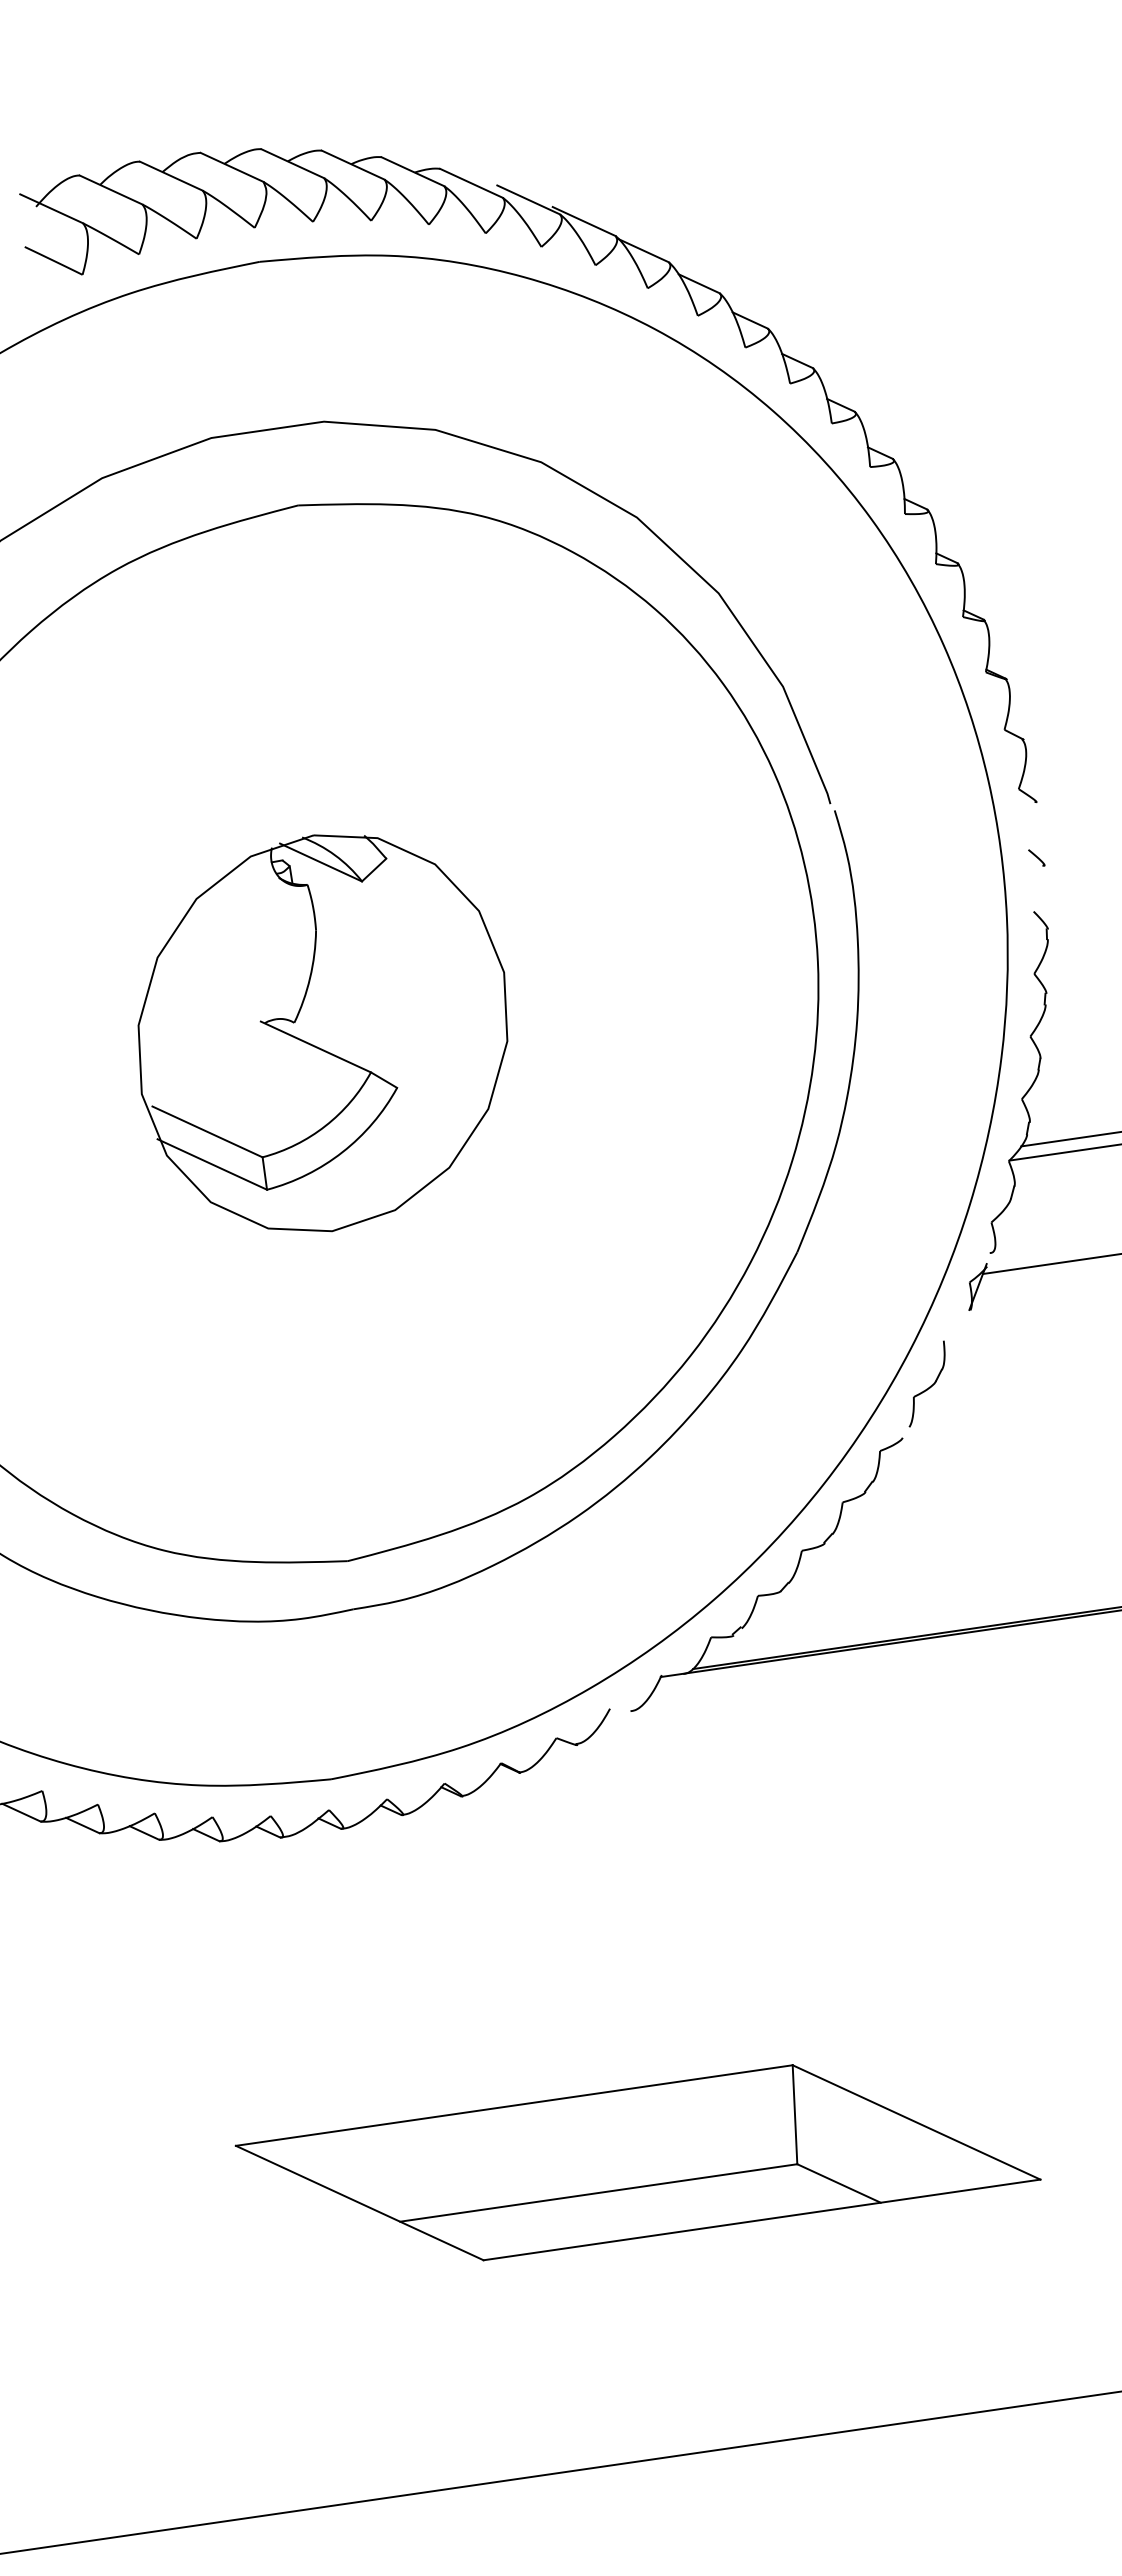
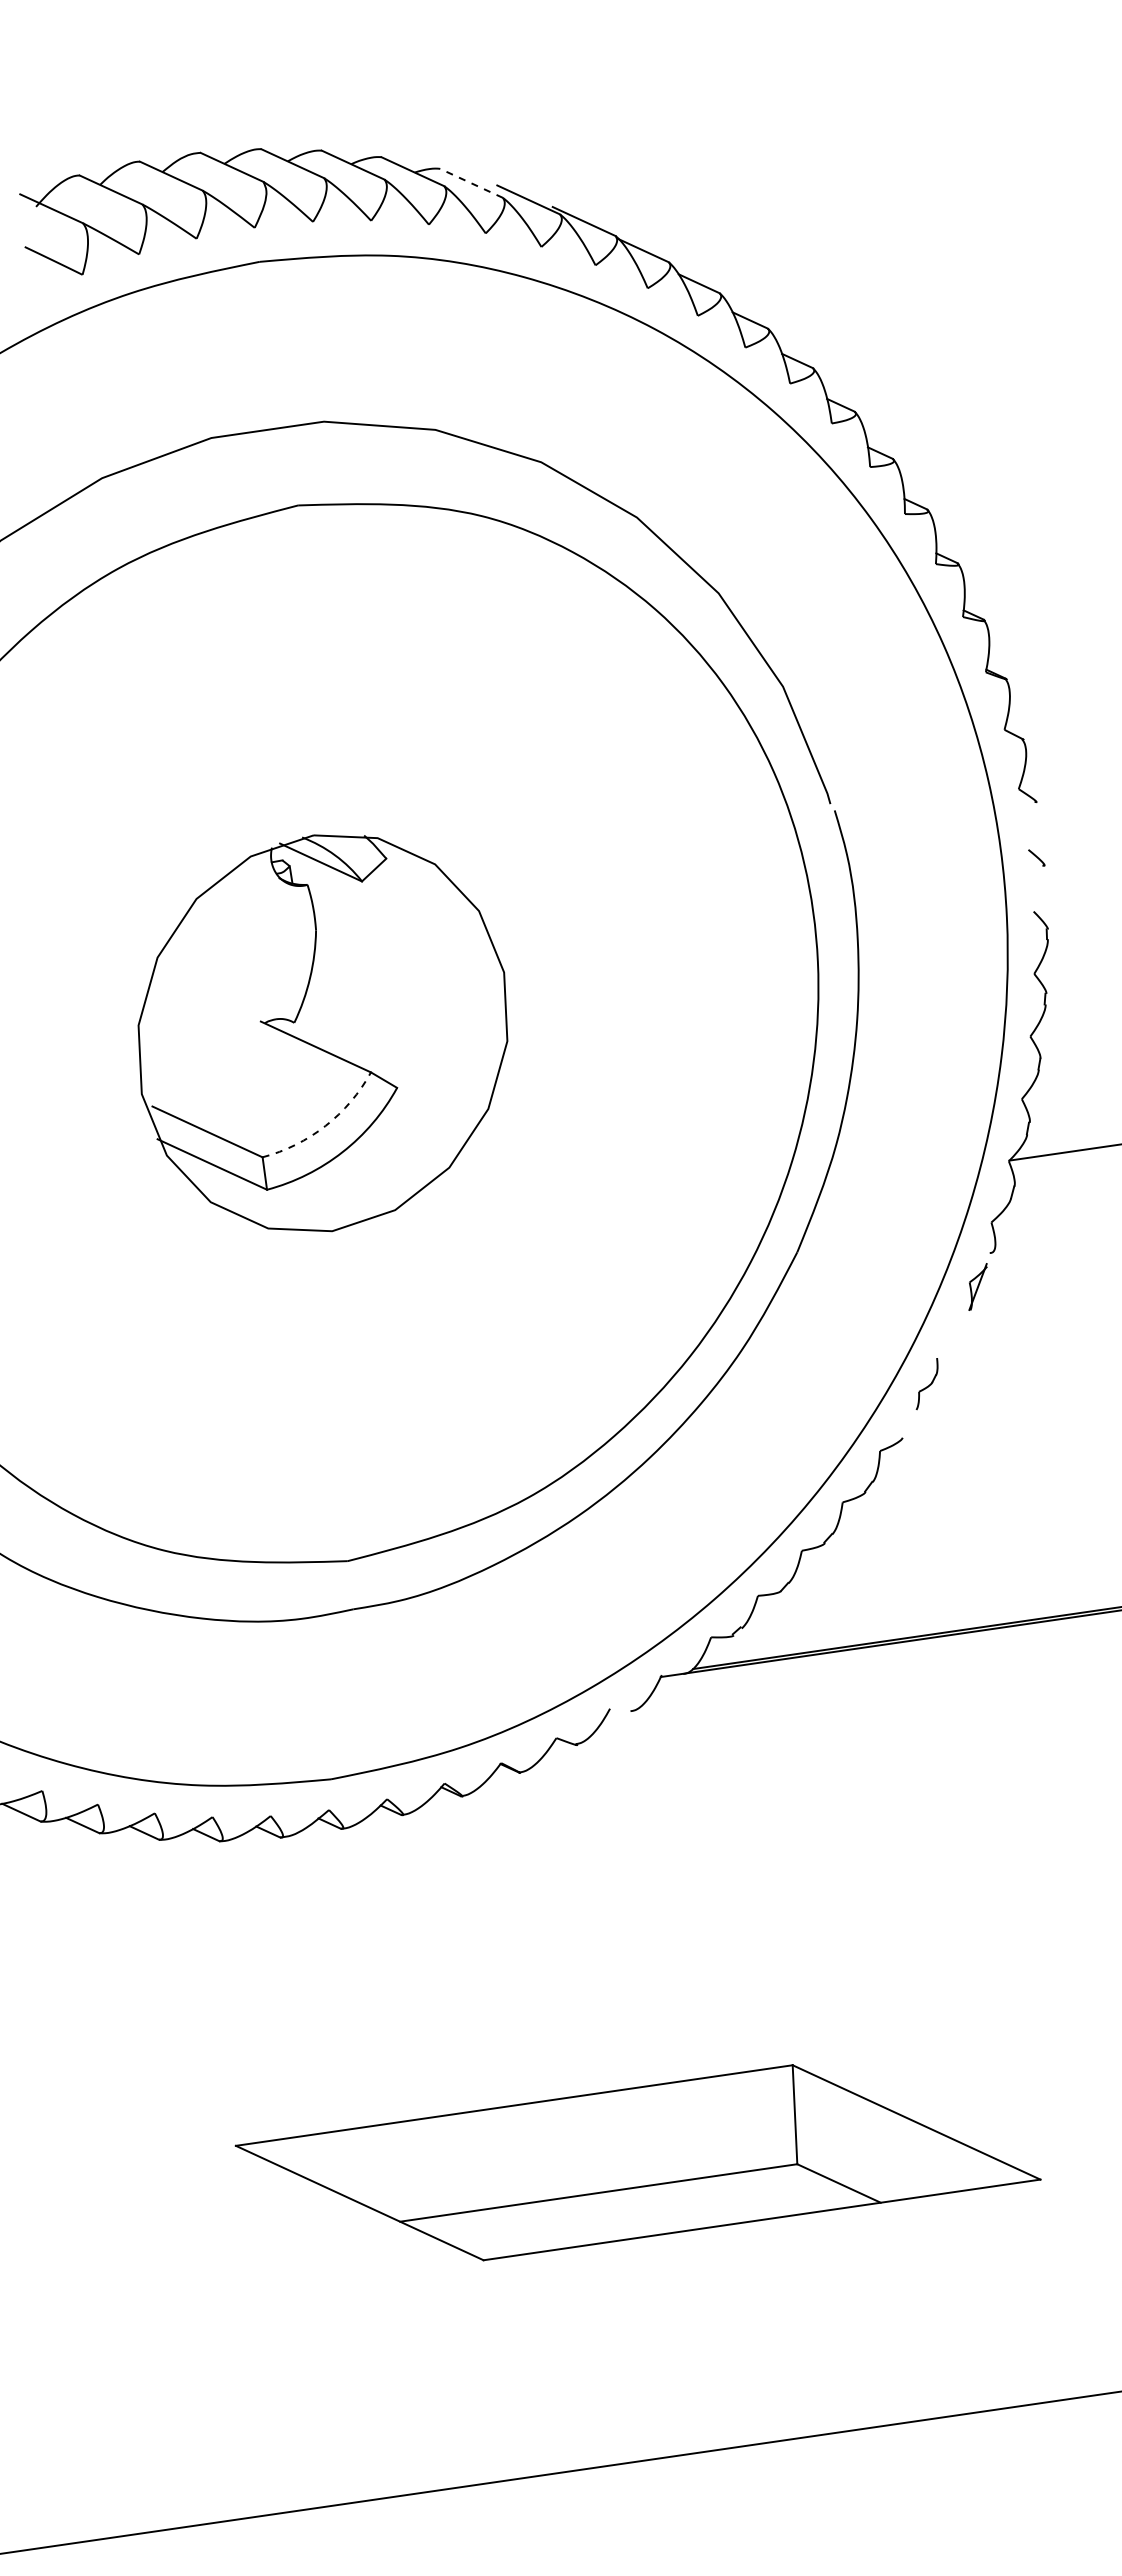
line: solid -> dashed (471, 183)
arc: solid -> dashed (325, 1126)
line: present -> none (1069, 1139)
line: present -> none (1050, 1264)
part size: 38x88 px -> 24x53 px (926, 1384)
